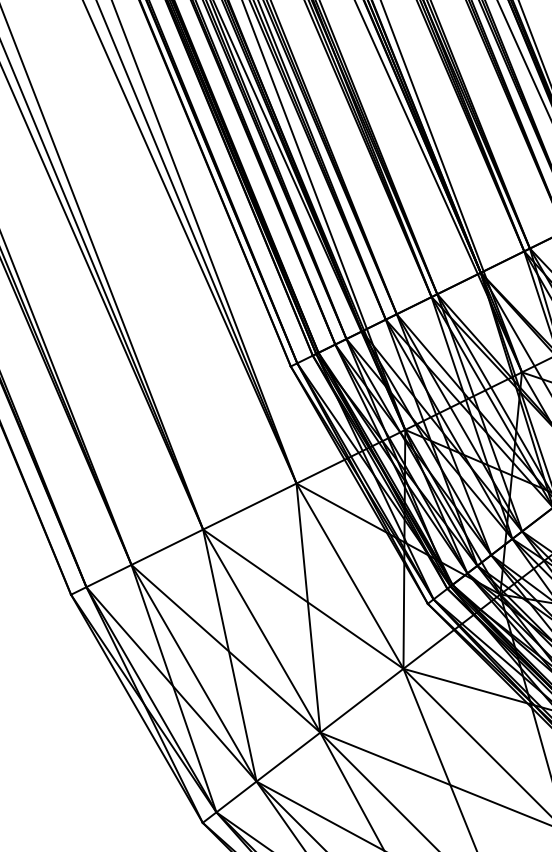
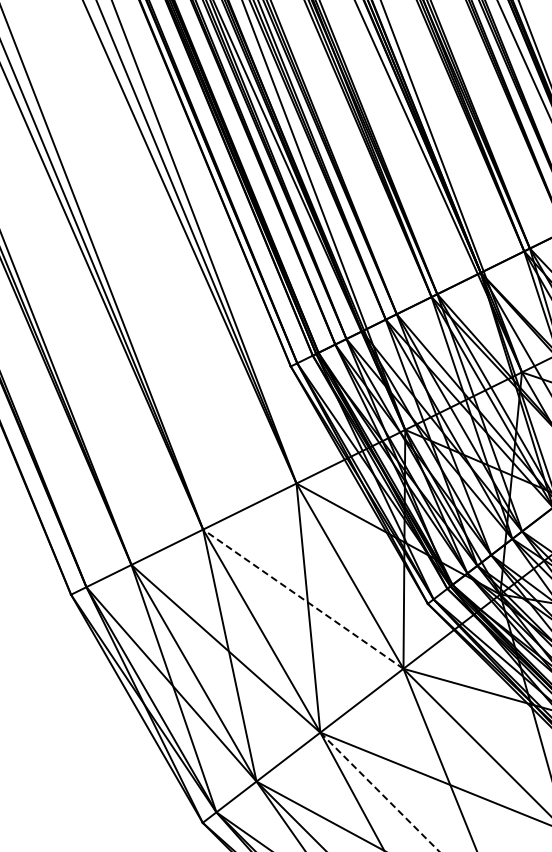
line: solid -> dashed (303, 599)
line: solid -> dashed (379, 791)
